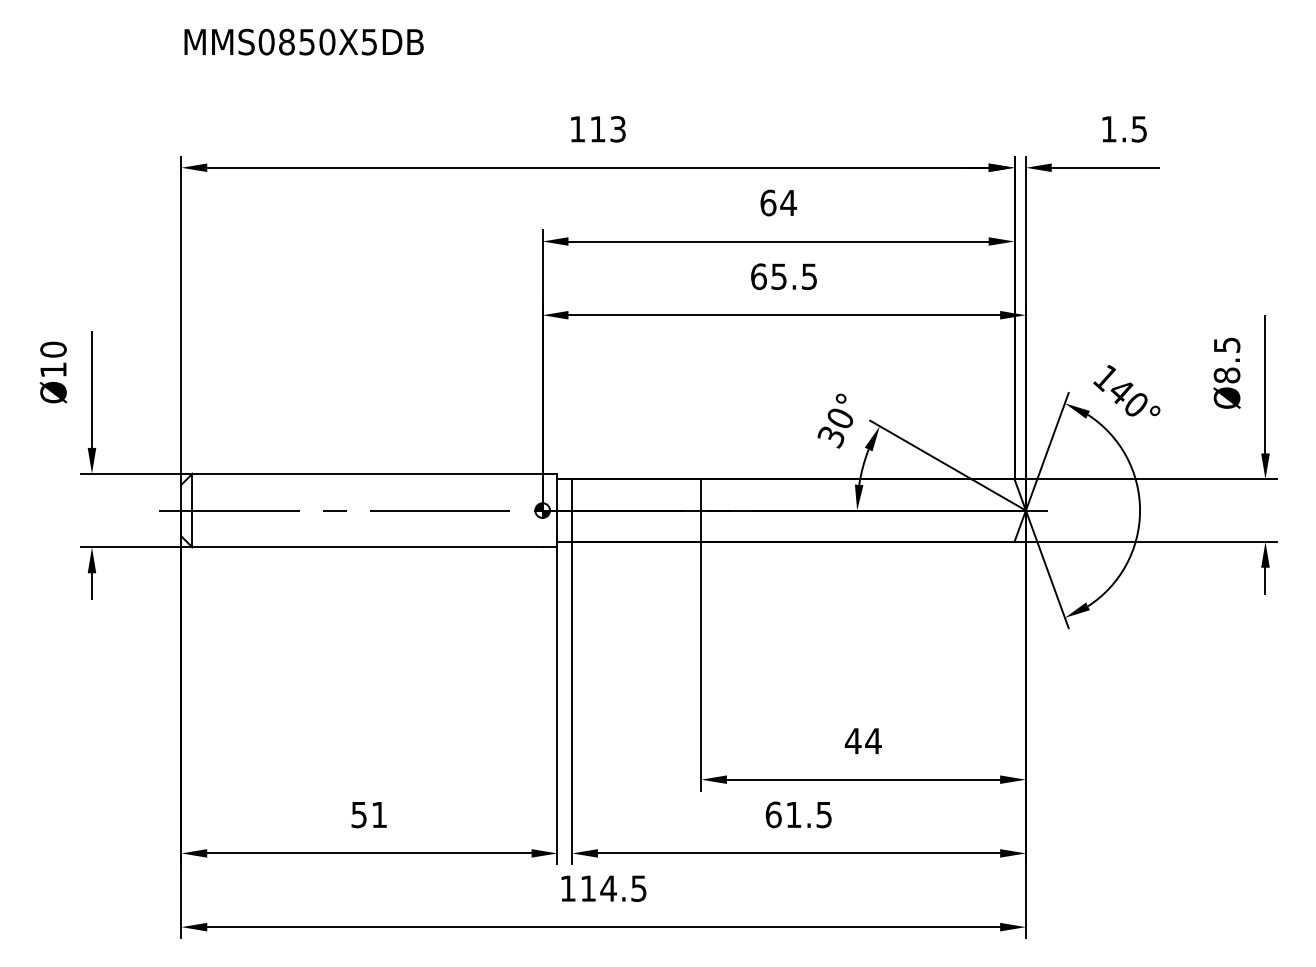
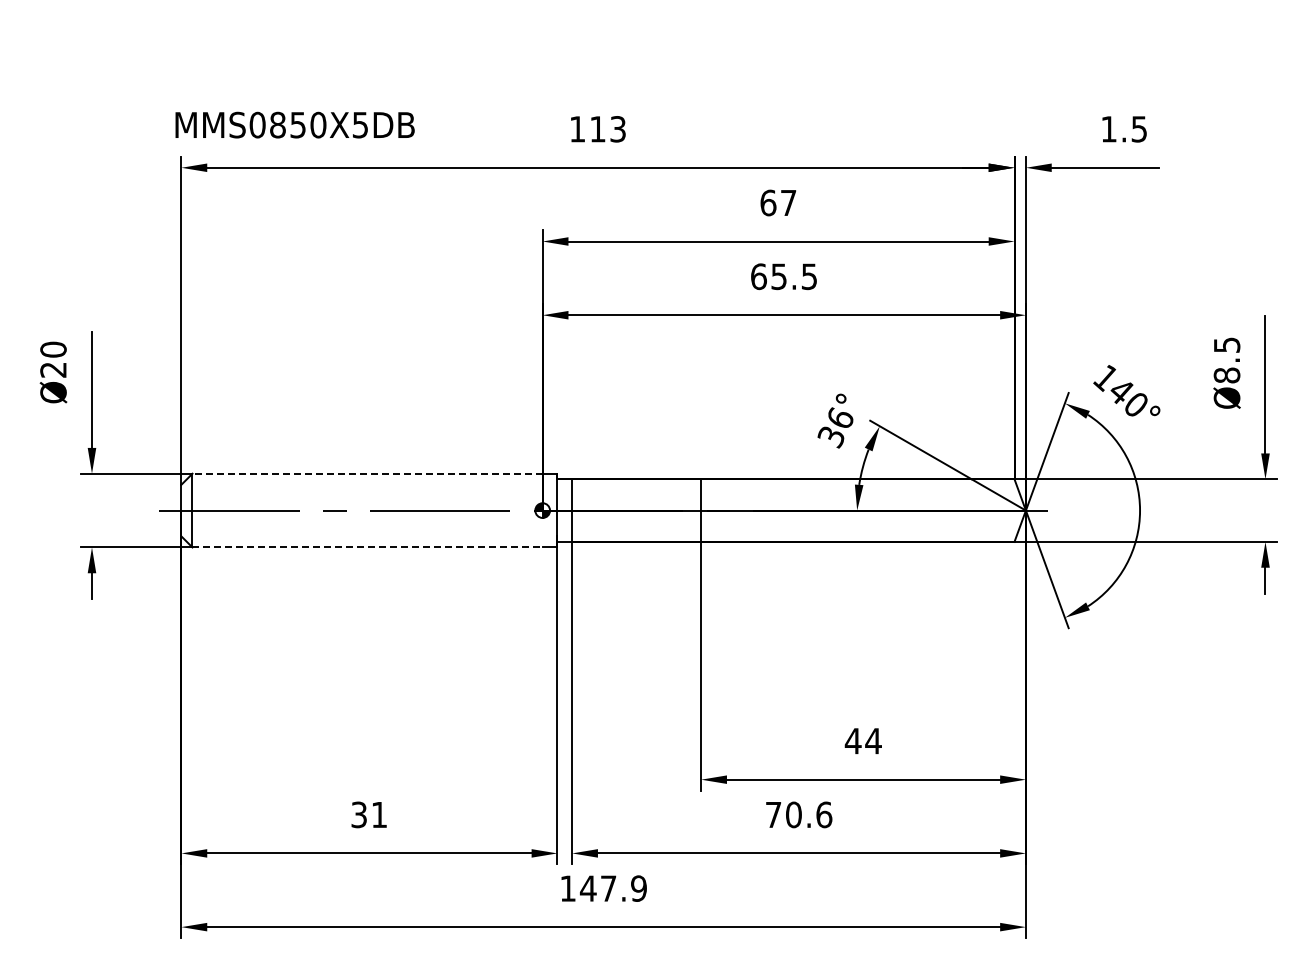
text position: (303, 41) -> (294, 124) (294, 124)
text: 64 -> 67 (788, 202)
text: Ø10 -> Ø20 (53, 369)
text: 30° -> 36° (840, 417)
line: solid -> dashed (367, 473)
line: solid -> dashed (368, 547)
text: 51 -> 31 (359, 814)
text: 61.5 -> 70.6 (798, 814)
text: 114.5 -> 147.9 (612, 888)
